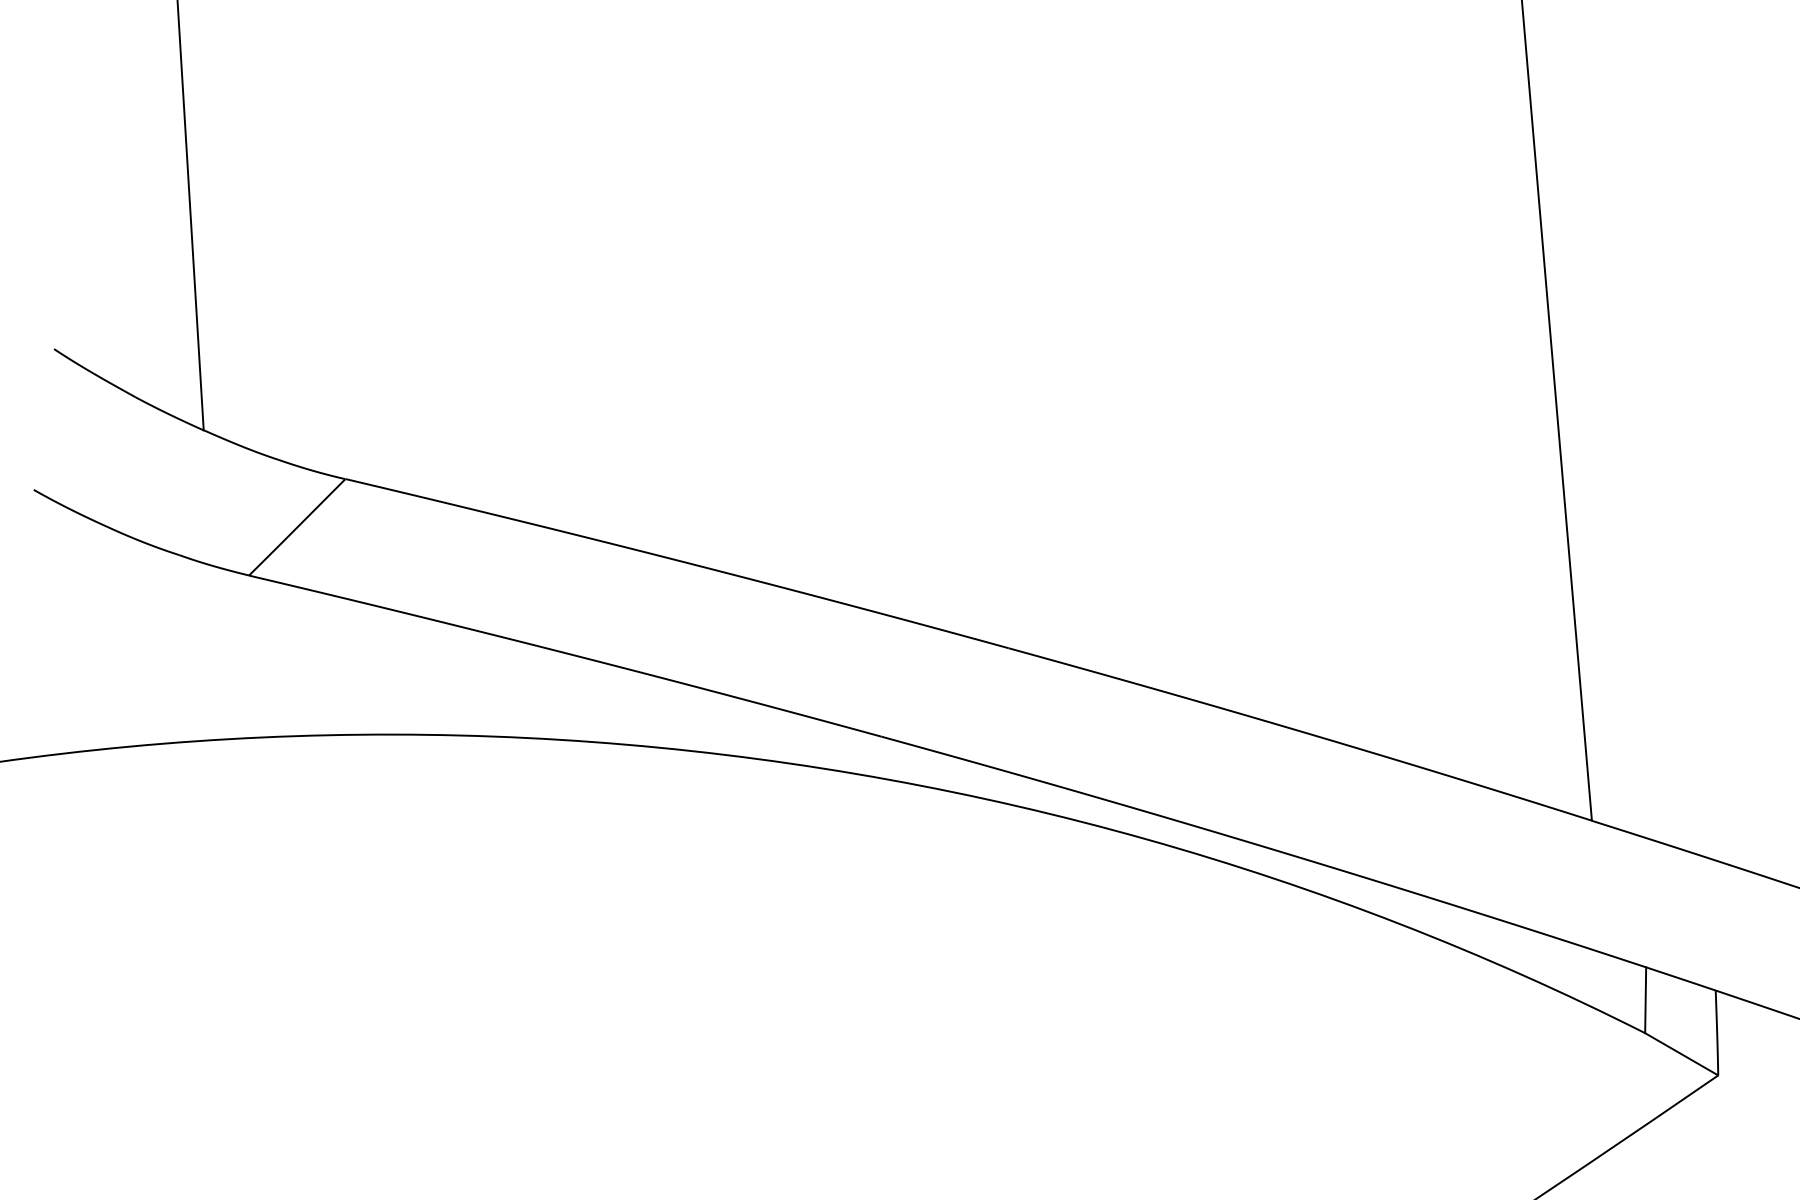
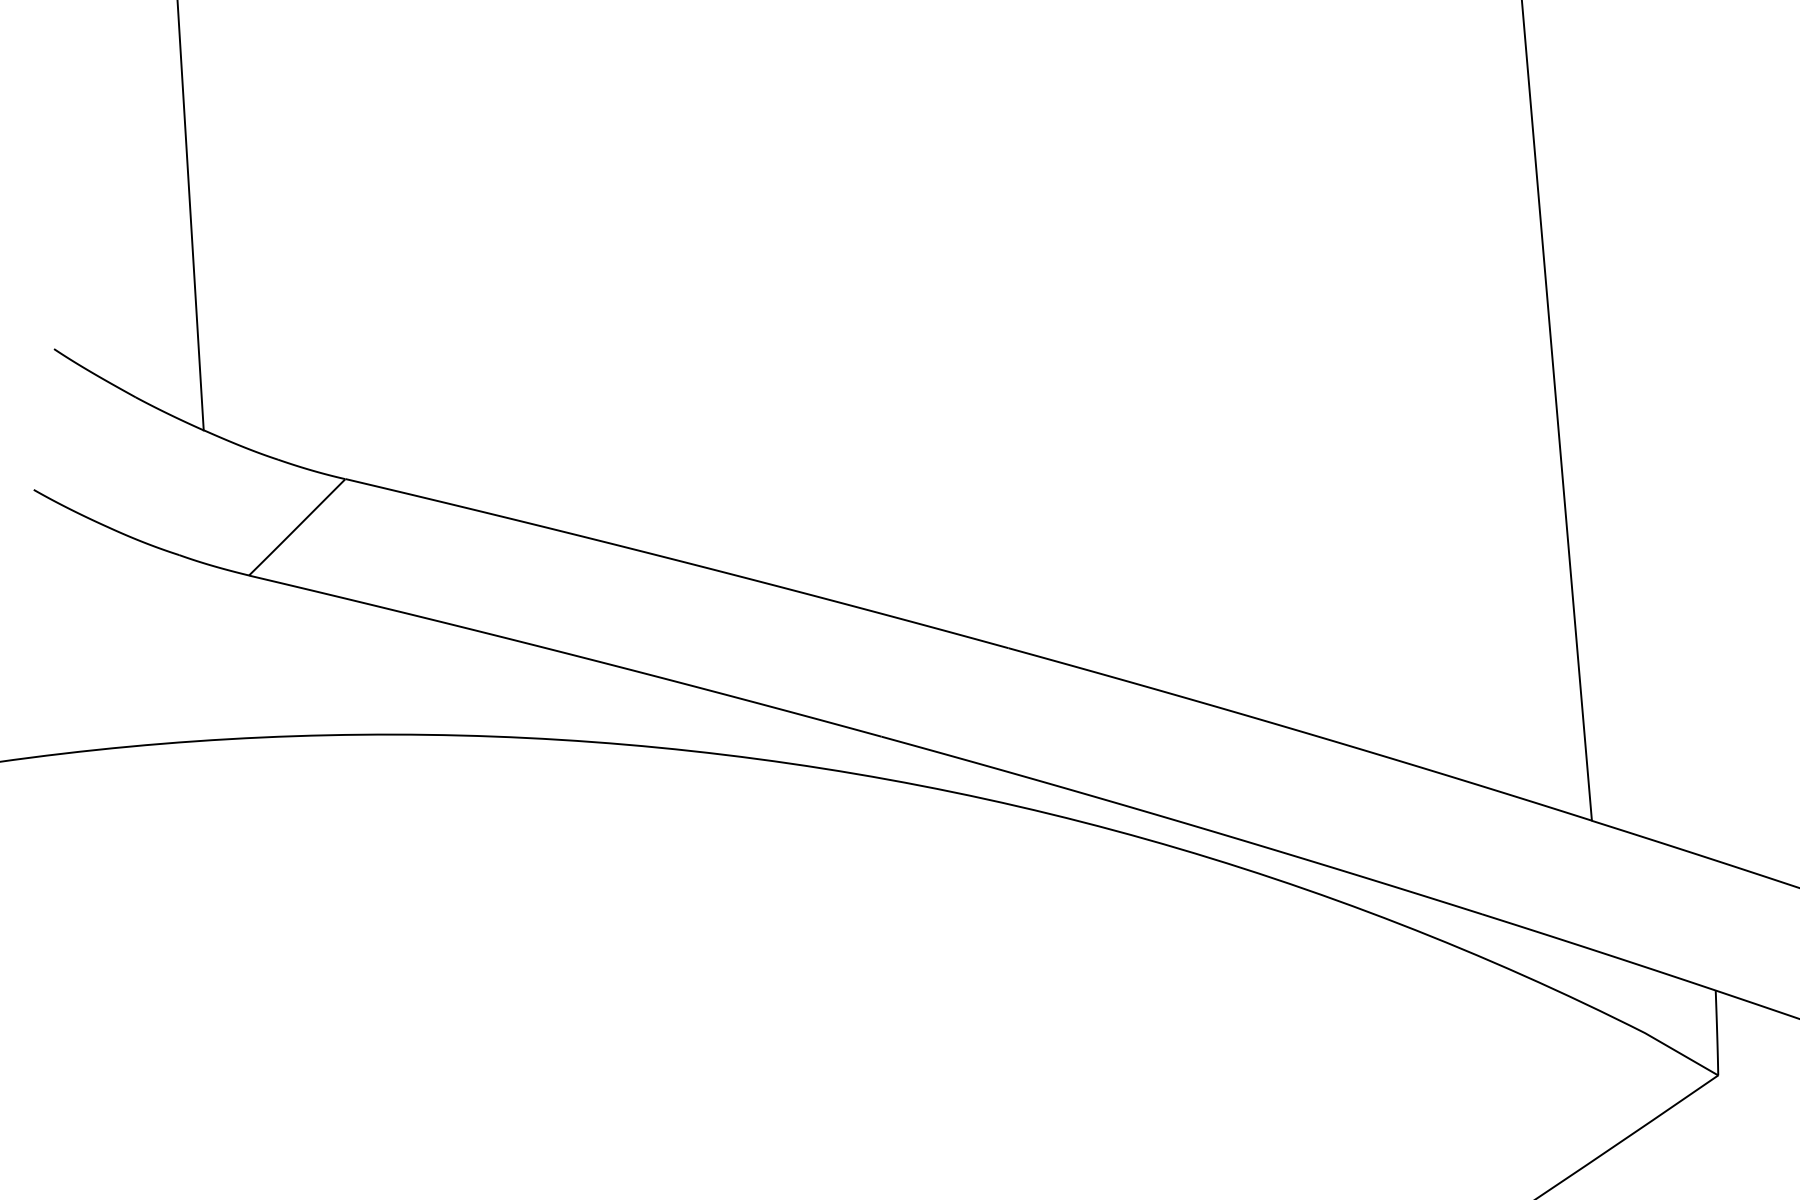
line: present -> none (1645, 1000)
